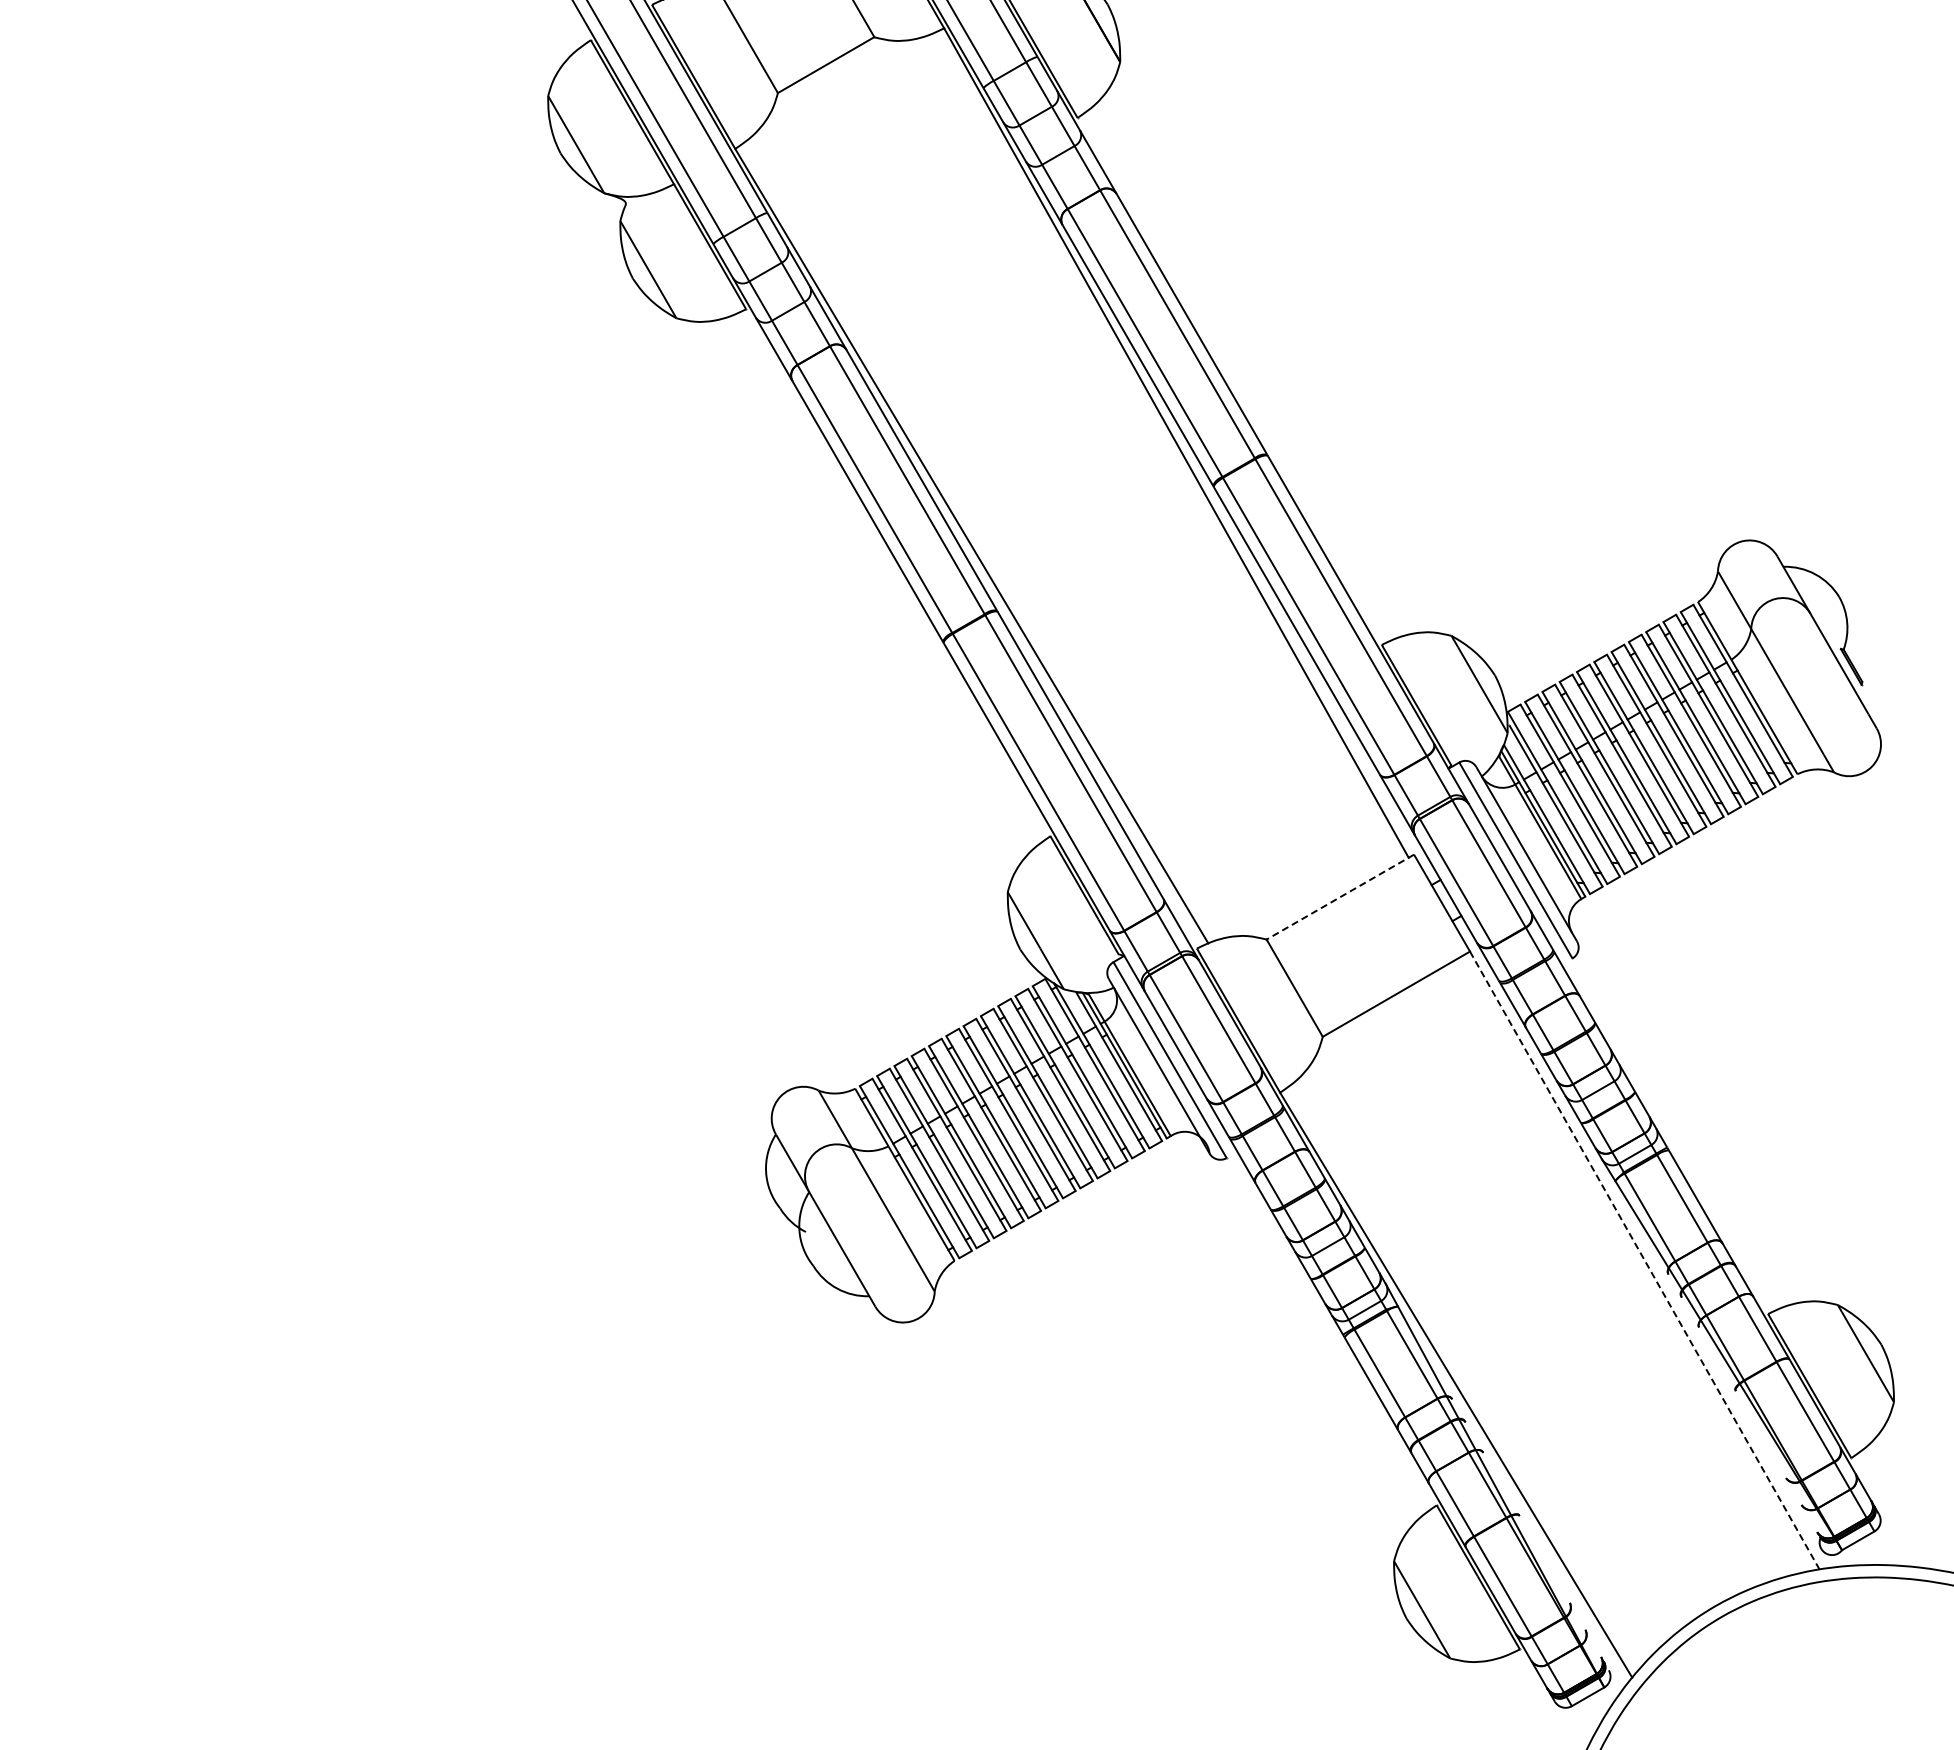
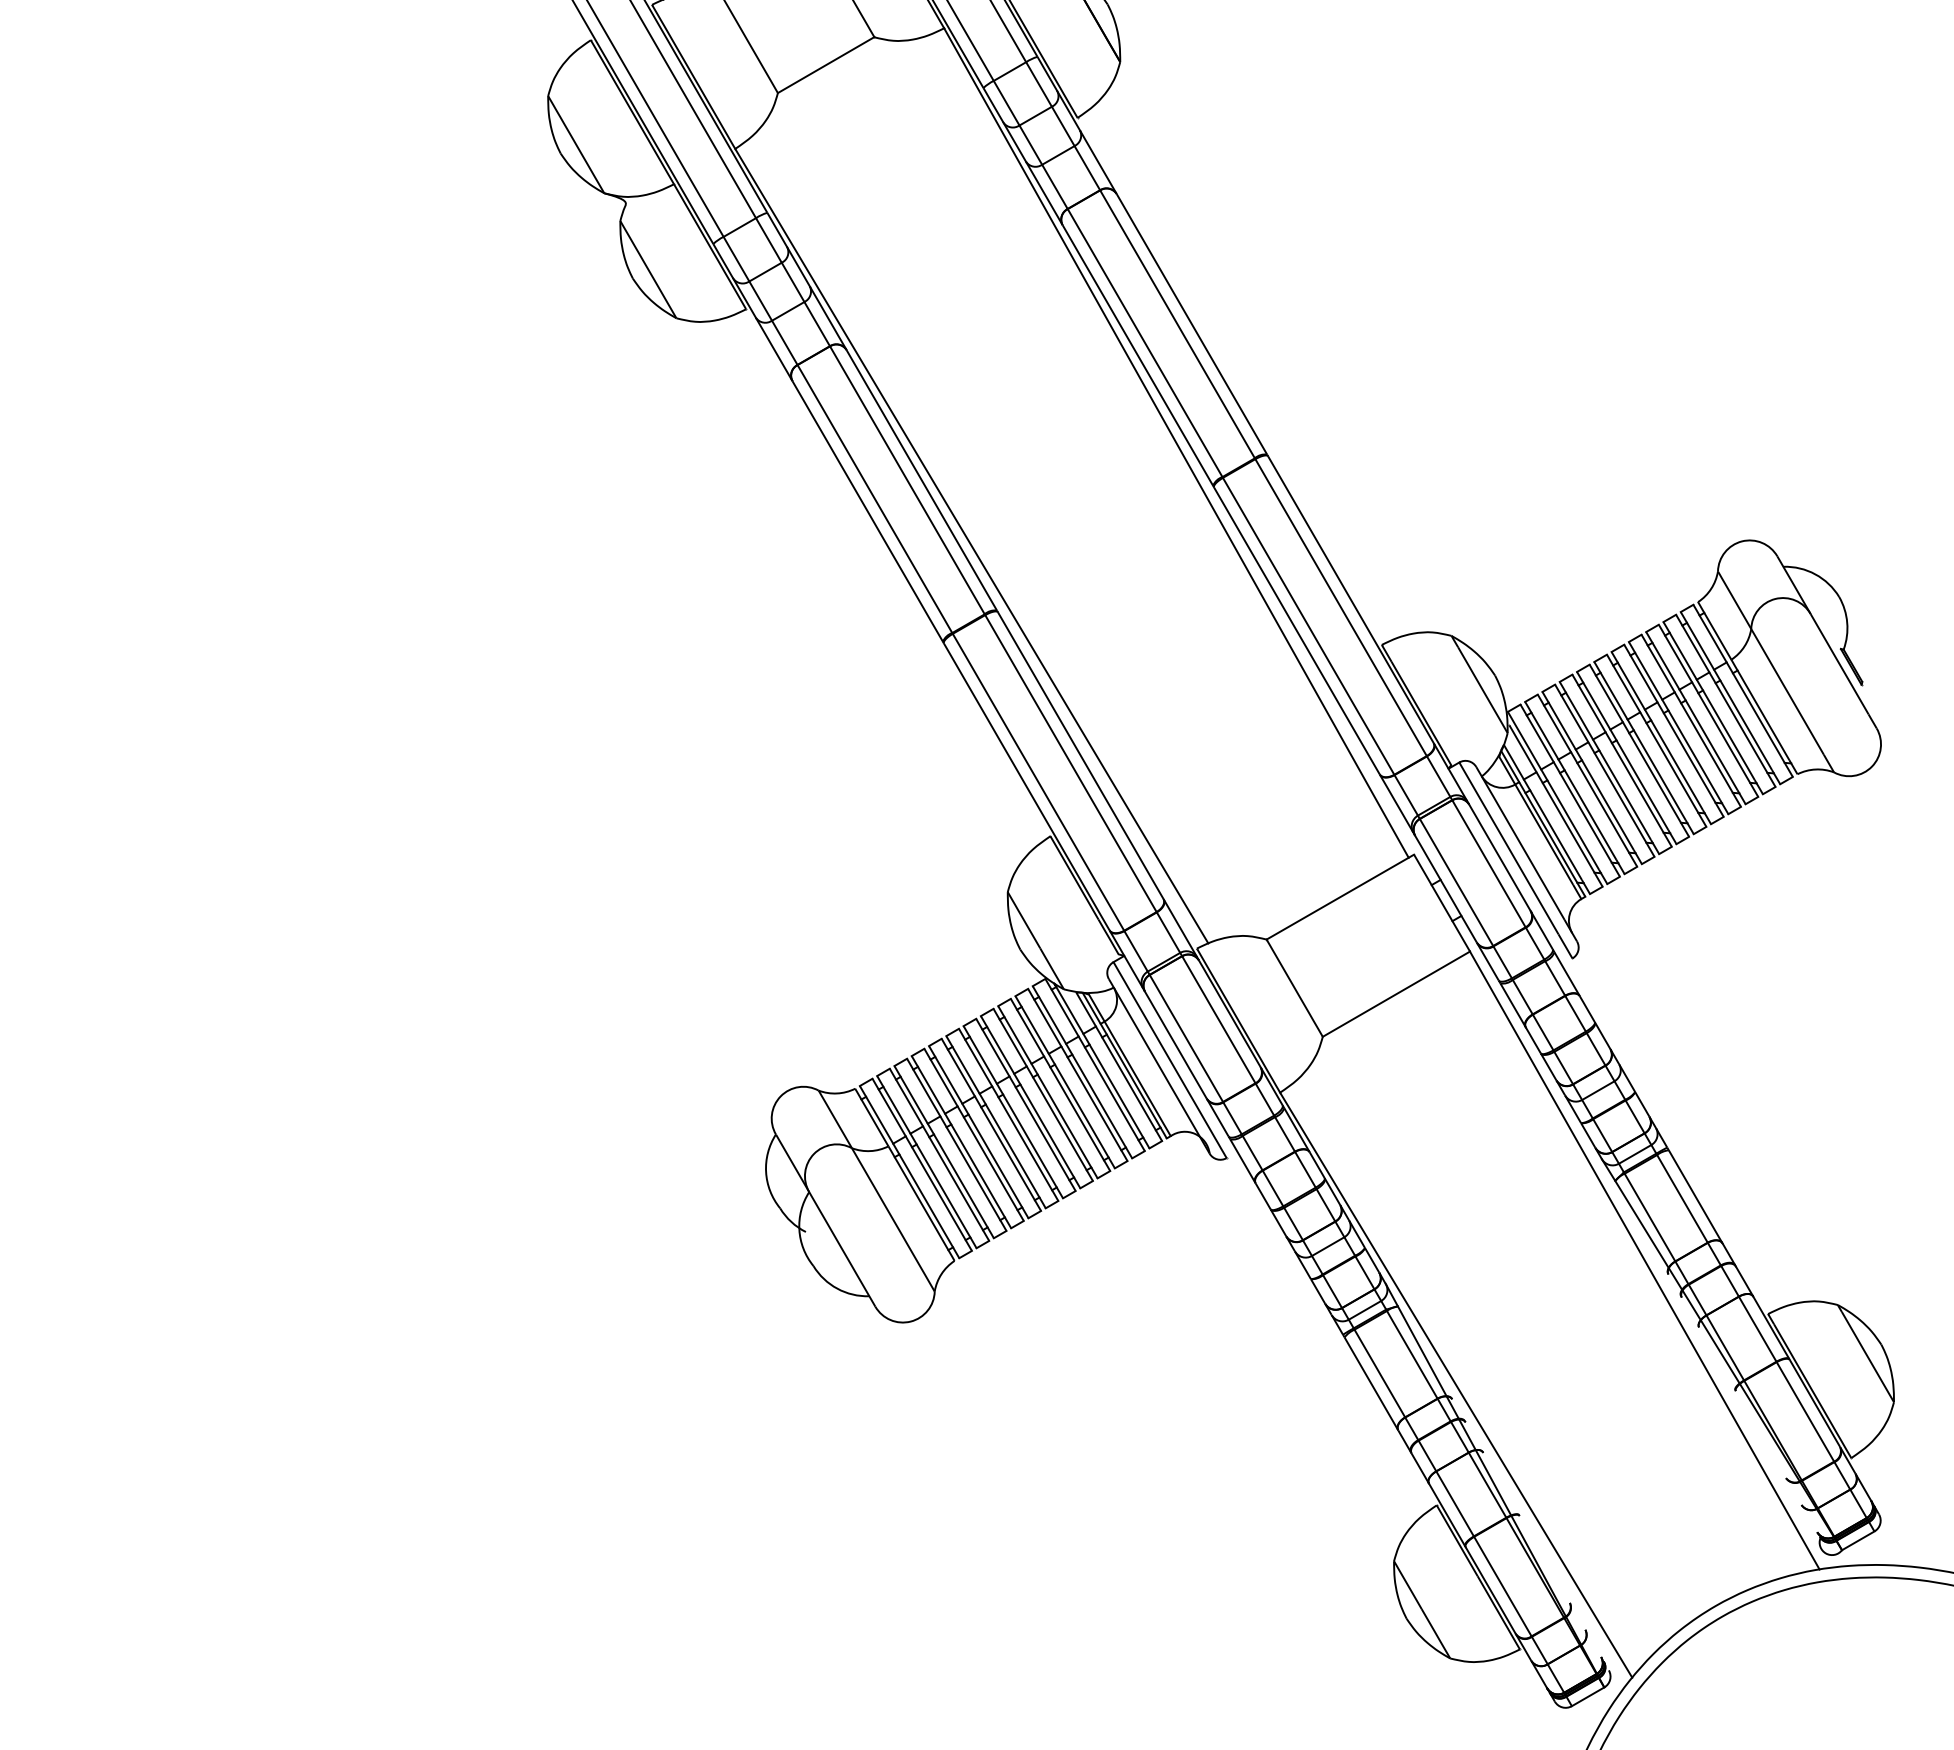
line: dashed -> solid (1339, 897)
line: dashed -> solid (1644, 1260)
